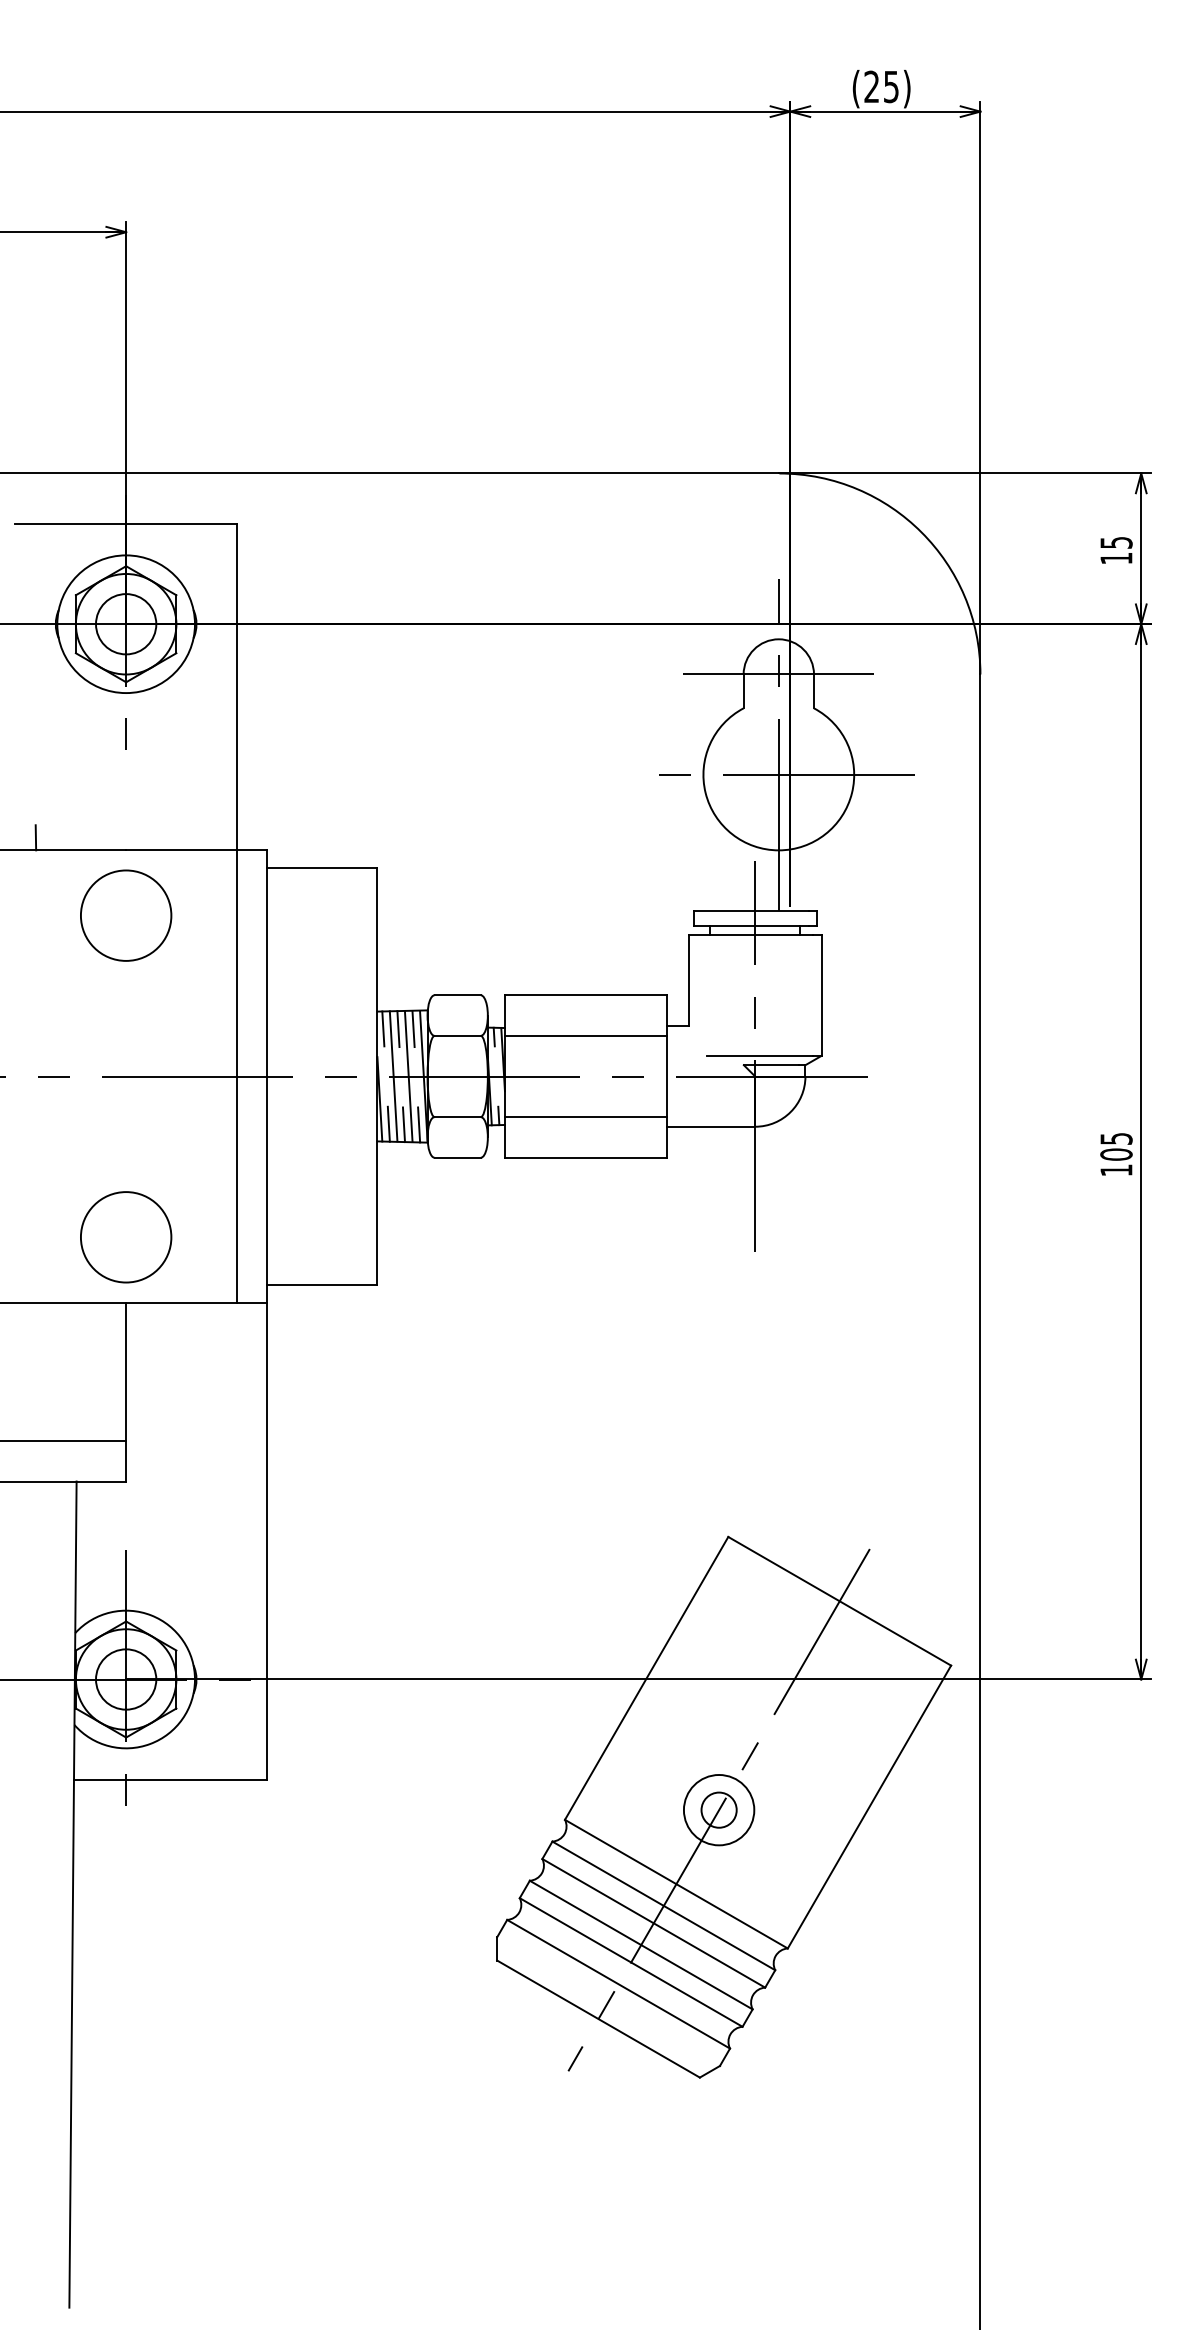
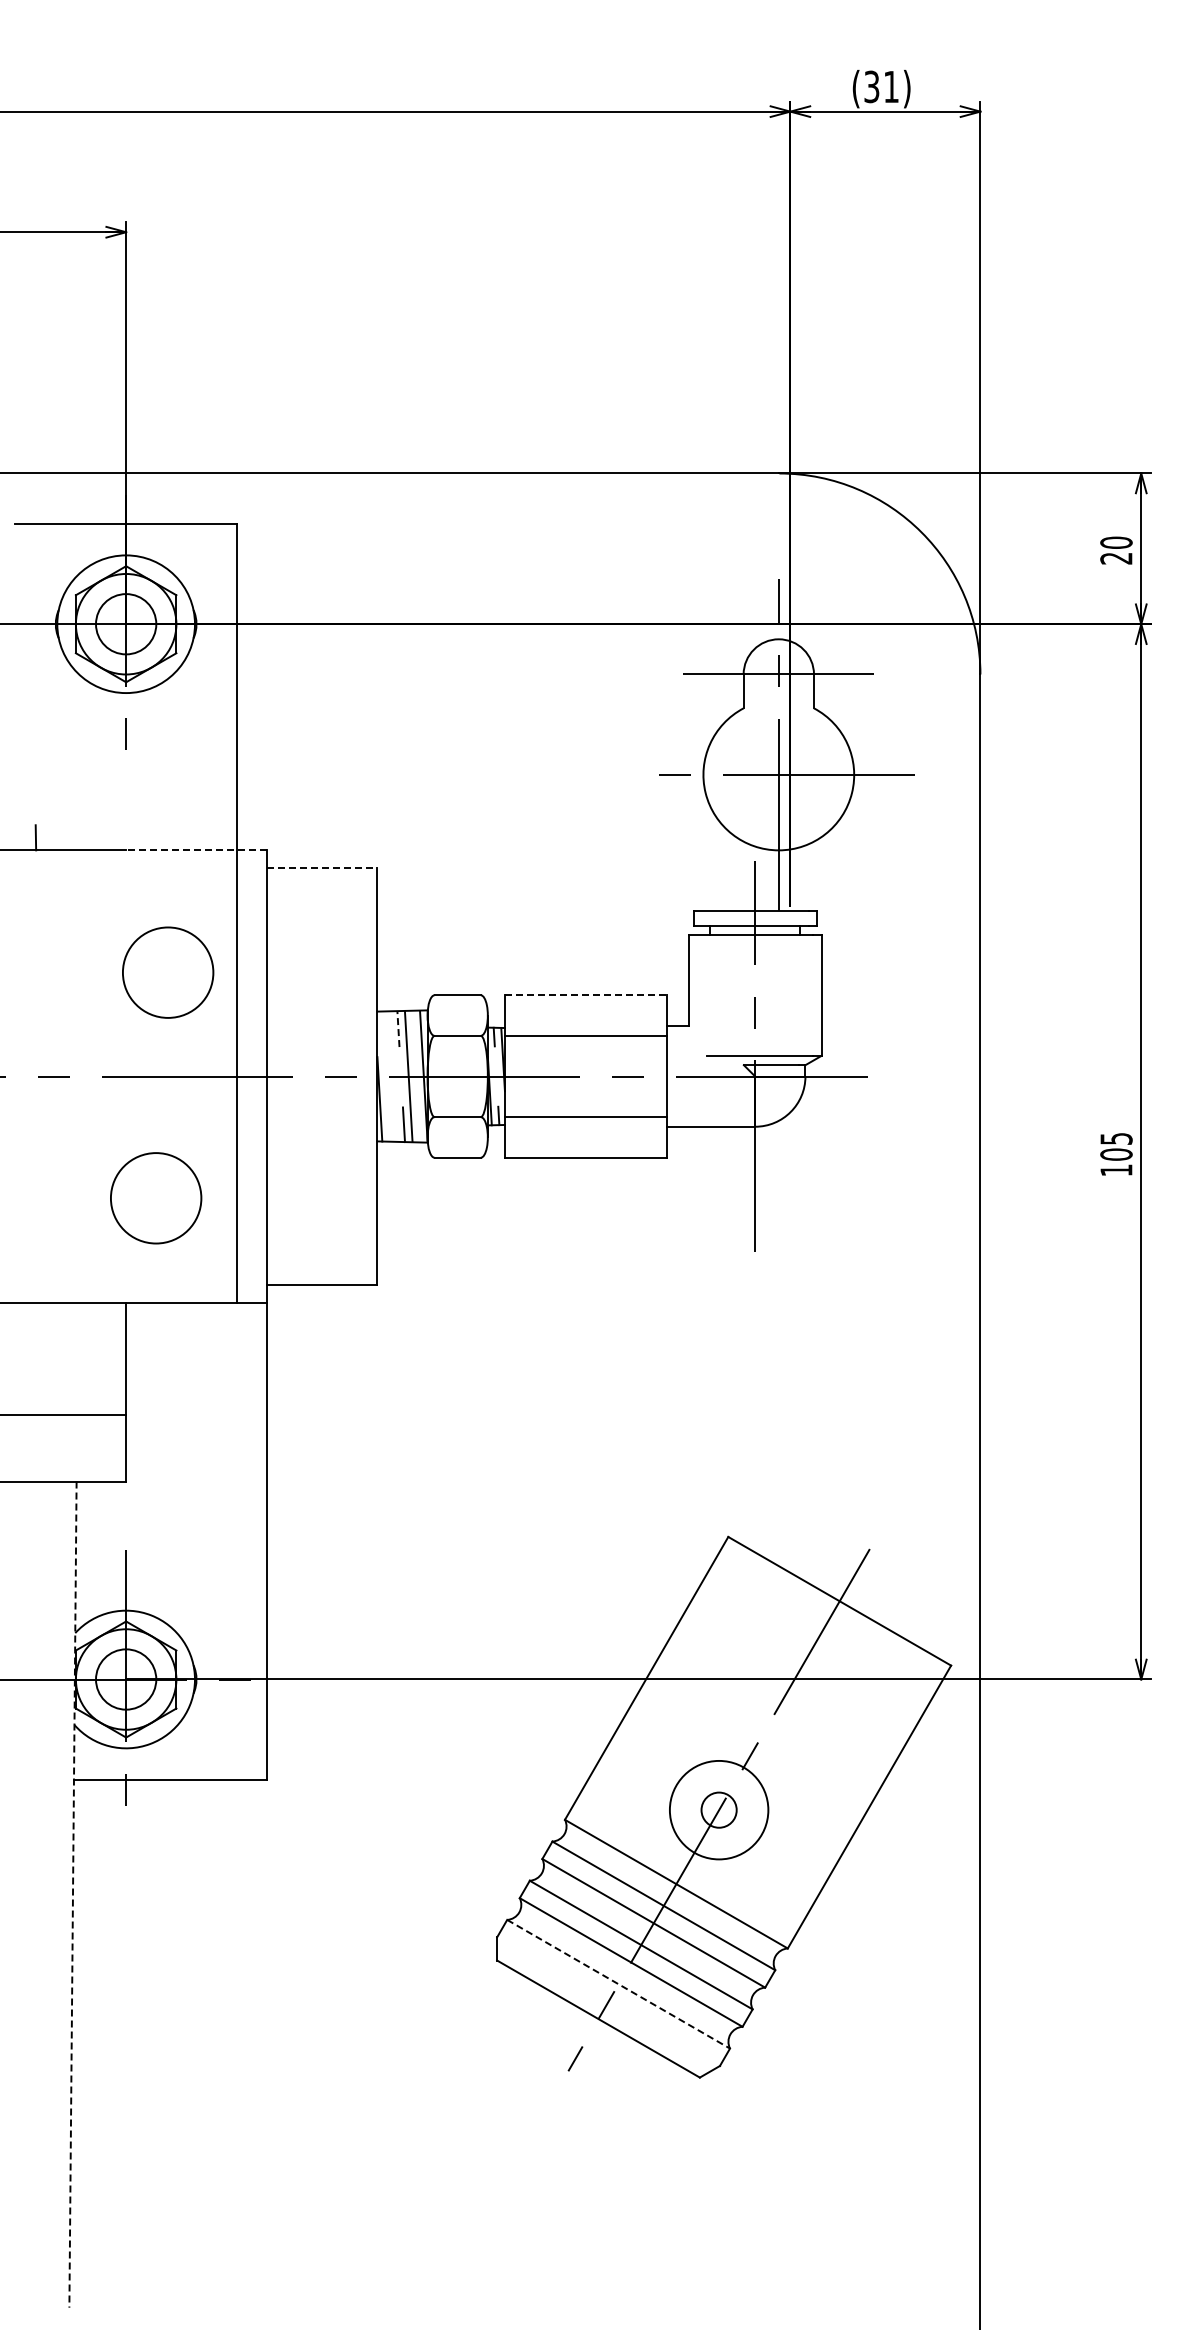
text: (25) -> (31) (881, 87)
text: 15 -> 20 (1116, 550)
line: solid -> dashed (196, 850)
line: solid -> dashed (322, 867)
circle position: (126, 915) -> (168, 972) (168, 972)
line: solid -> dashed (585, 995)
line: present -> none (383, 1028)
line: solid -> dashed (398, 1029)
line: present -> none (413, 1029)
line: present -> none (393, 1076)
line: present -> none (388, 1123)
line: present -> none (419, 1124)
circle position: (126, 1237) -> (156, 1198) (156, 1198)
line position: (64, 1441) -> (64, 1415) (64, 1415)
circle diameter: 70 px -> 98 px (718, 1809)
line: solid -> dashed (72, 1895)
line: solid -> dashed (618, 1984)
